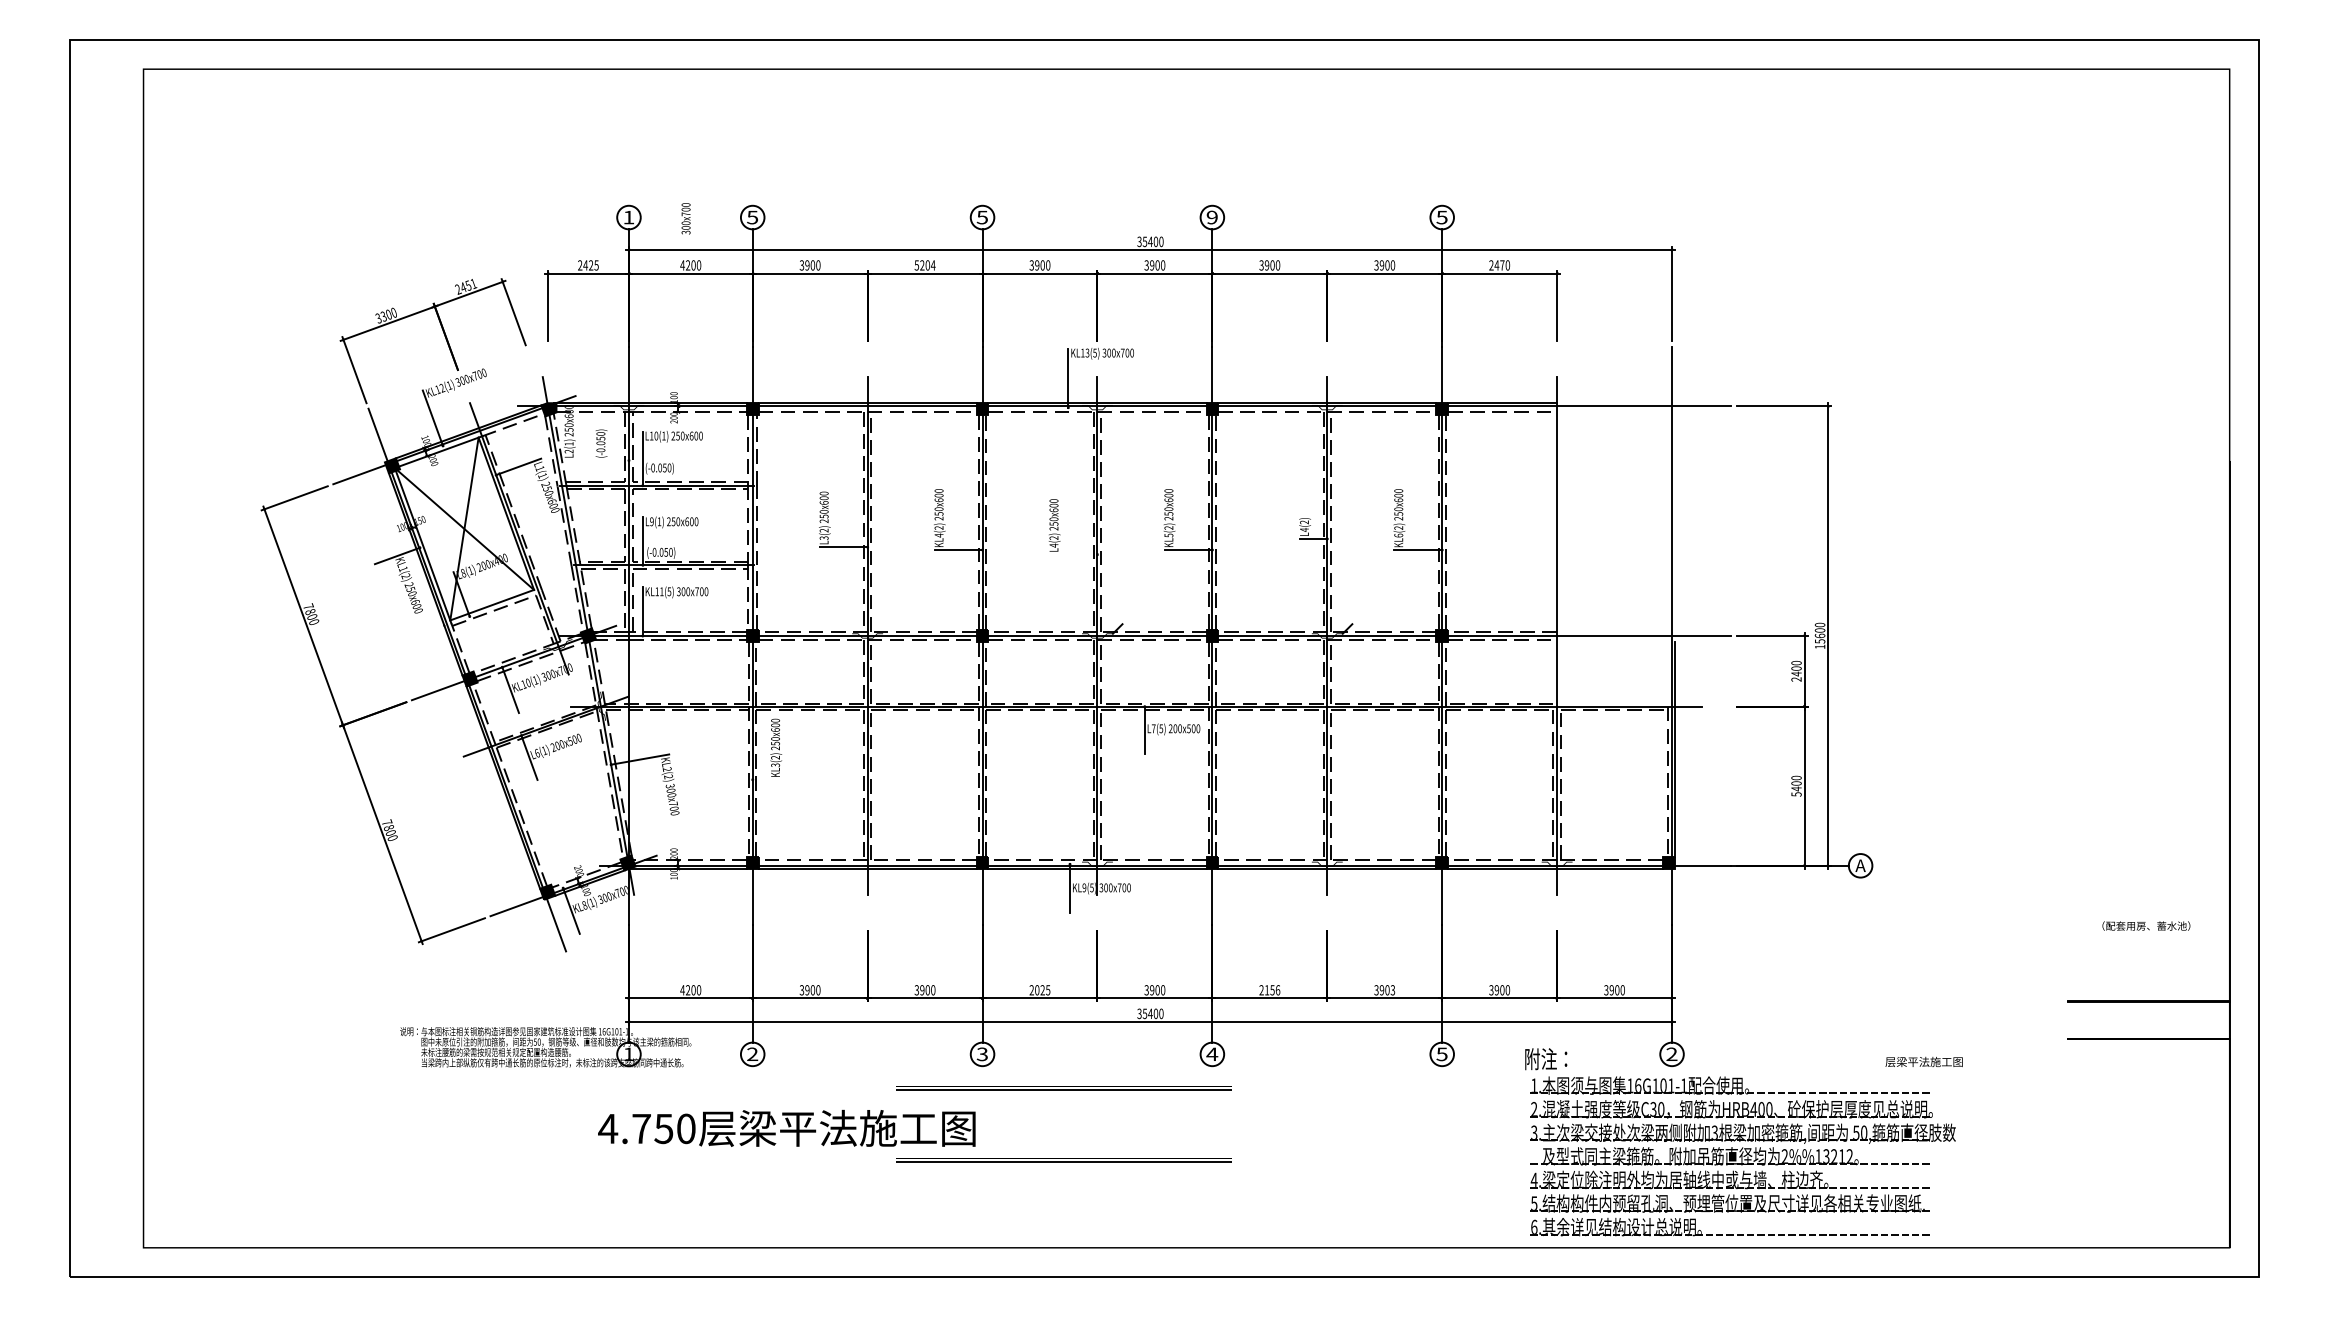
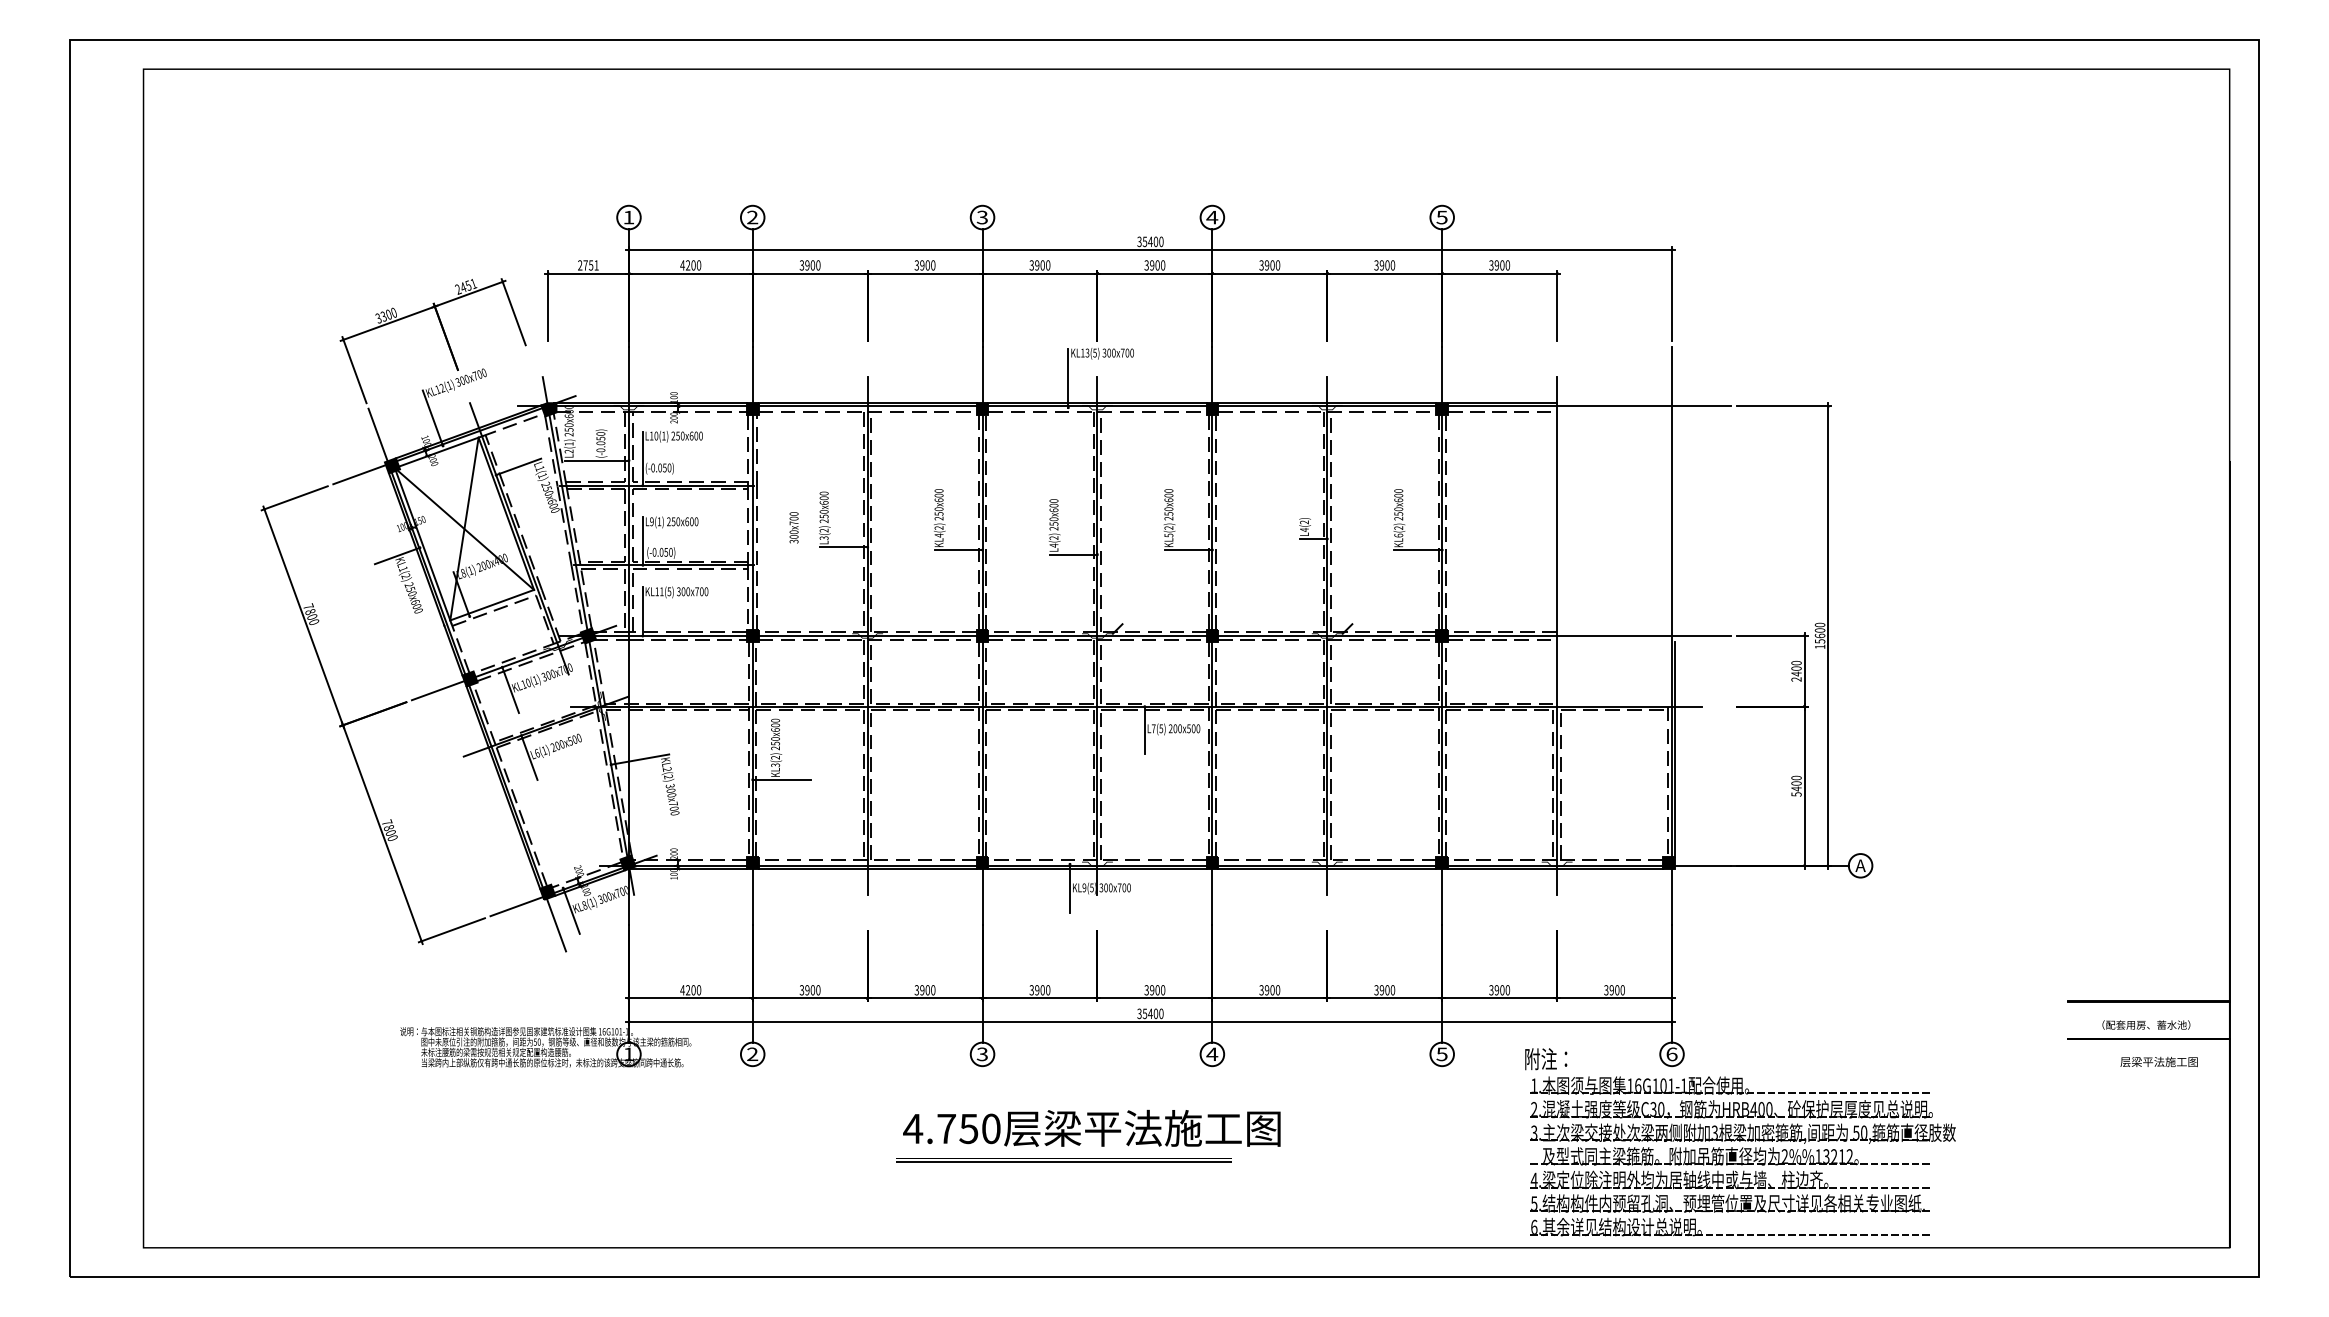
text: 5 -> 3 (982, 216)
text: 5 -> 2 (752, 217)
text: 9 -> 4 (1212, 217)
text position: (685, 218) -> (793, 527) (793, 527)
text: 2425 -> 2751 (590, 265)
text: 5204 -> 3900 (925, 265)
text: 2470 -> 3900 (1496, 265)
line: none -> present (596, 460)
line: none -> present (1073, 554)
line: none -> present (781, 779)
text position: (2146, 925) -> (2146, 1024) (2146, 1024)
text: 2025 -> 3900 (1039, 990)
text: 2156 -> 3900 (1269, 990)
text: 3903 -> 3900 (1392, 990)
text: 2 -> 6 (1671, 1054)
text position: (1923, 1061) -> (2158, 1061) (2158, 1061)
line: present -> none (1063, 1089)
text position: (786, 1127) -> (1091, 1127) (1091, 1127)
